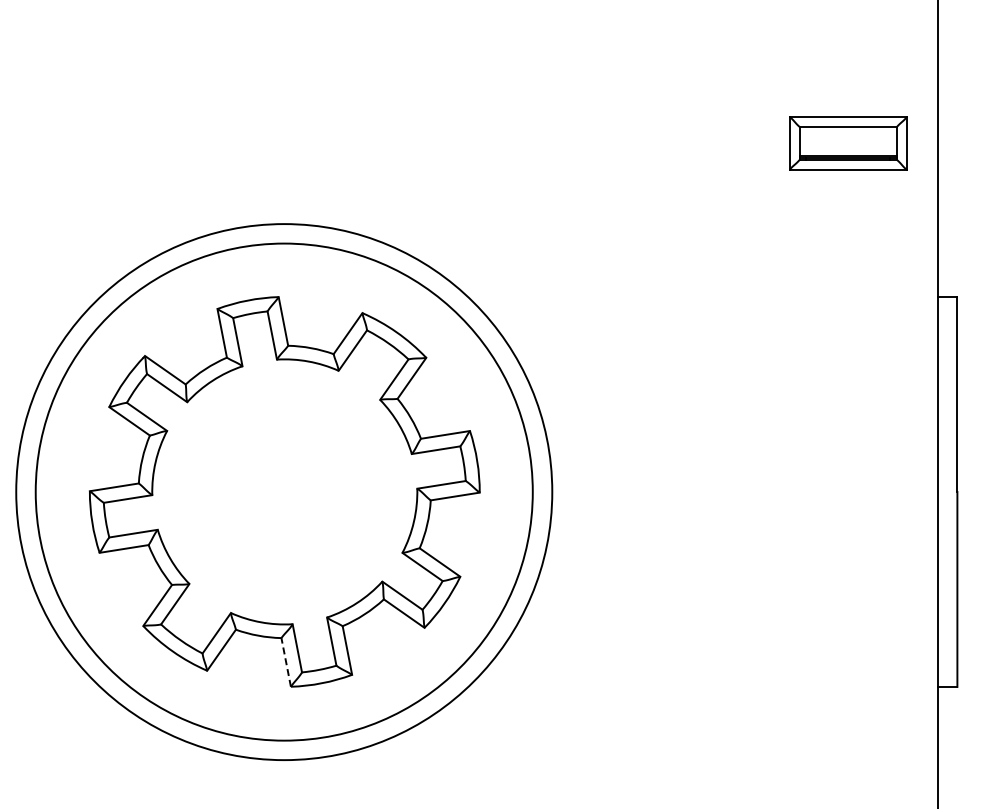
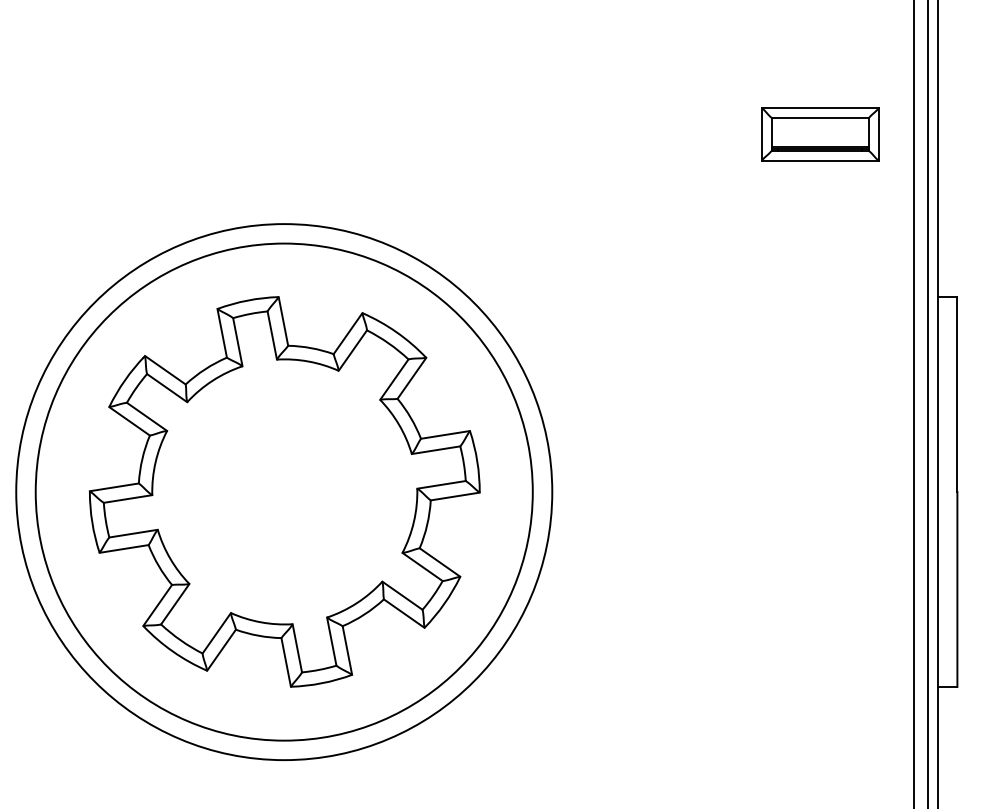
part position: (848, 143) -> (820, 134) (820, 134)
line: none -> present (913, 403)
line: none -> present (927, 403)
line: dashed -> solid (286, 662)
